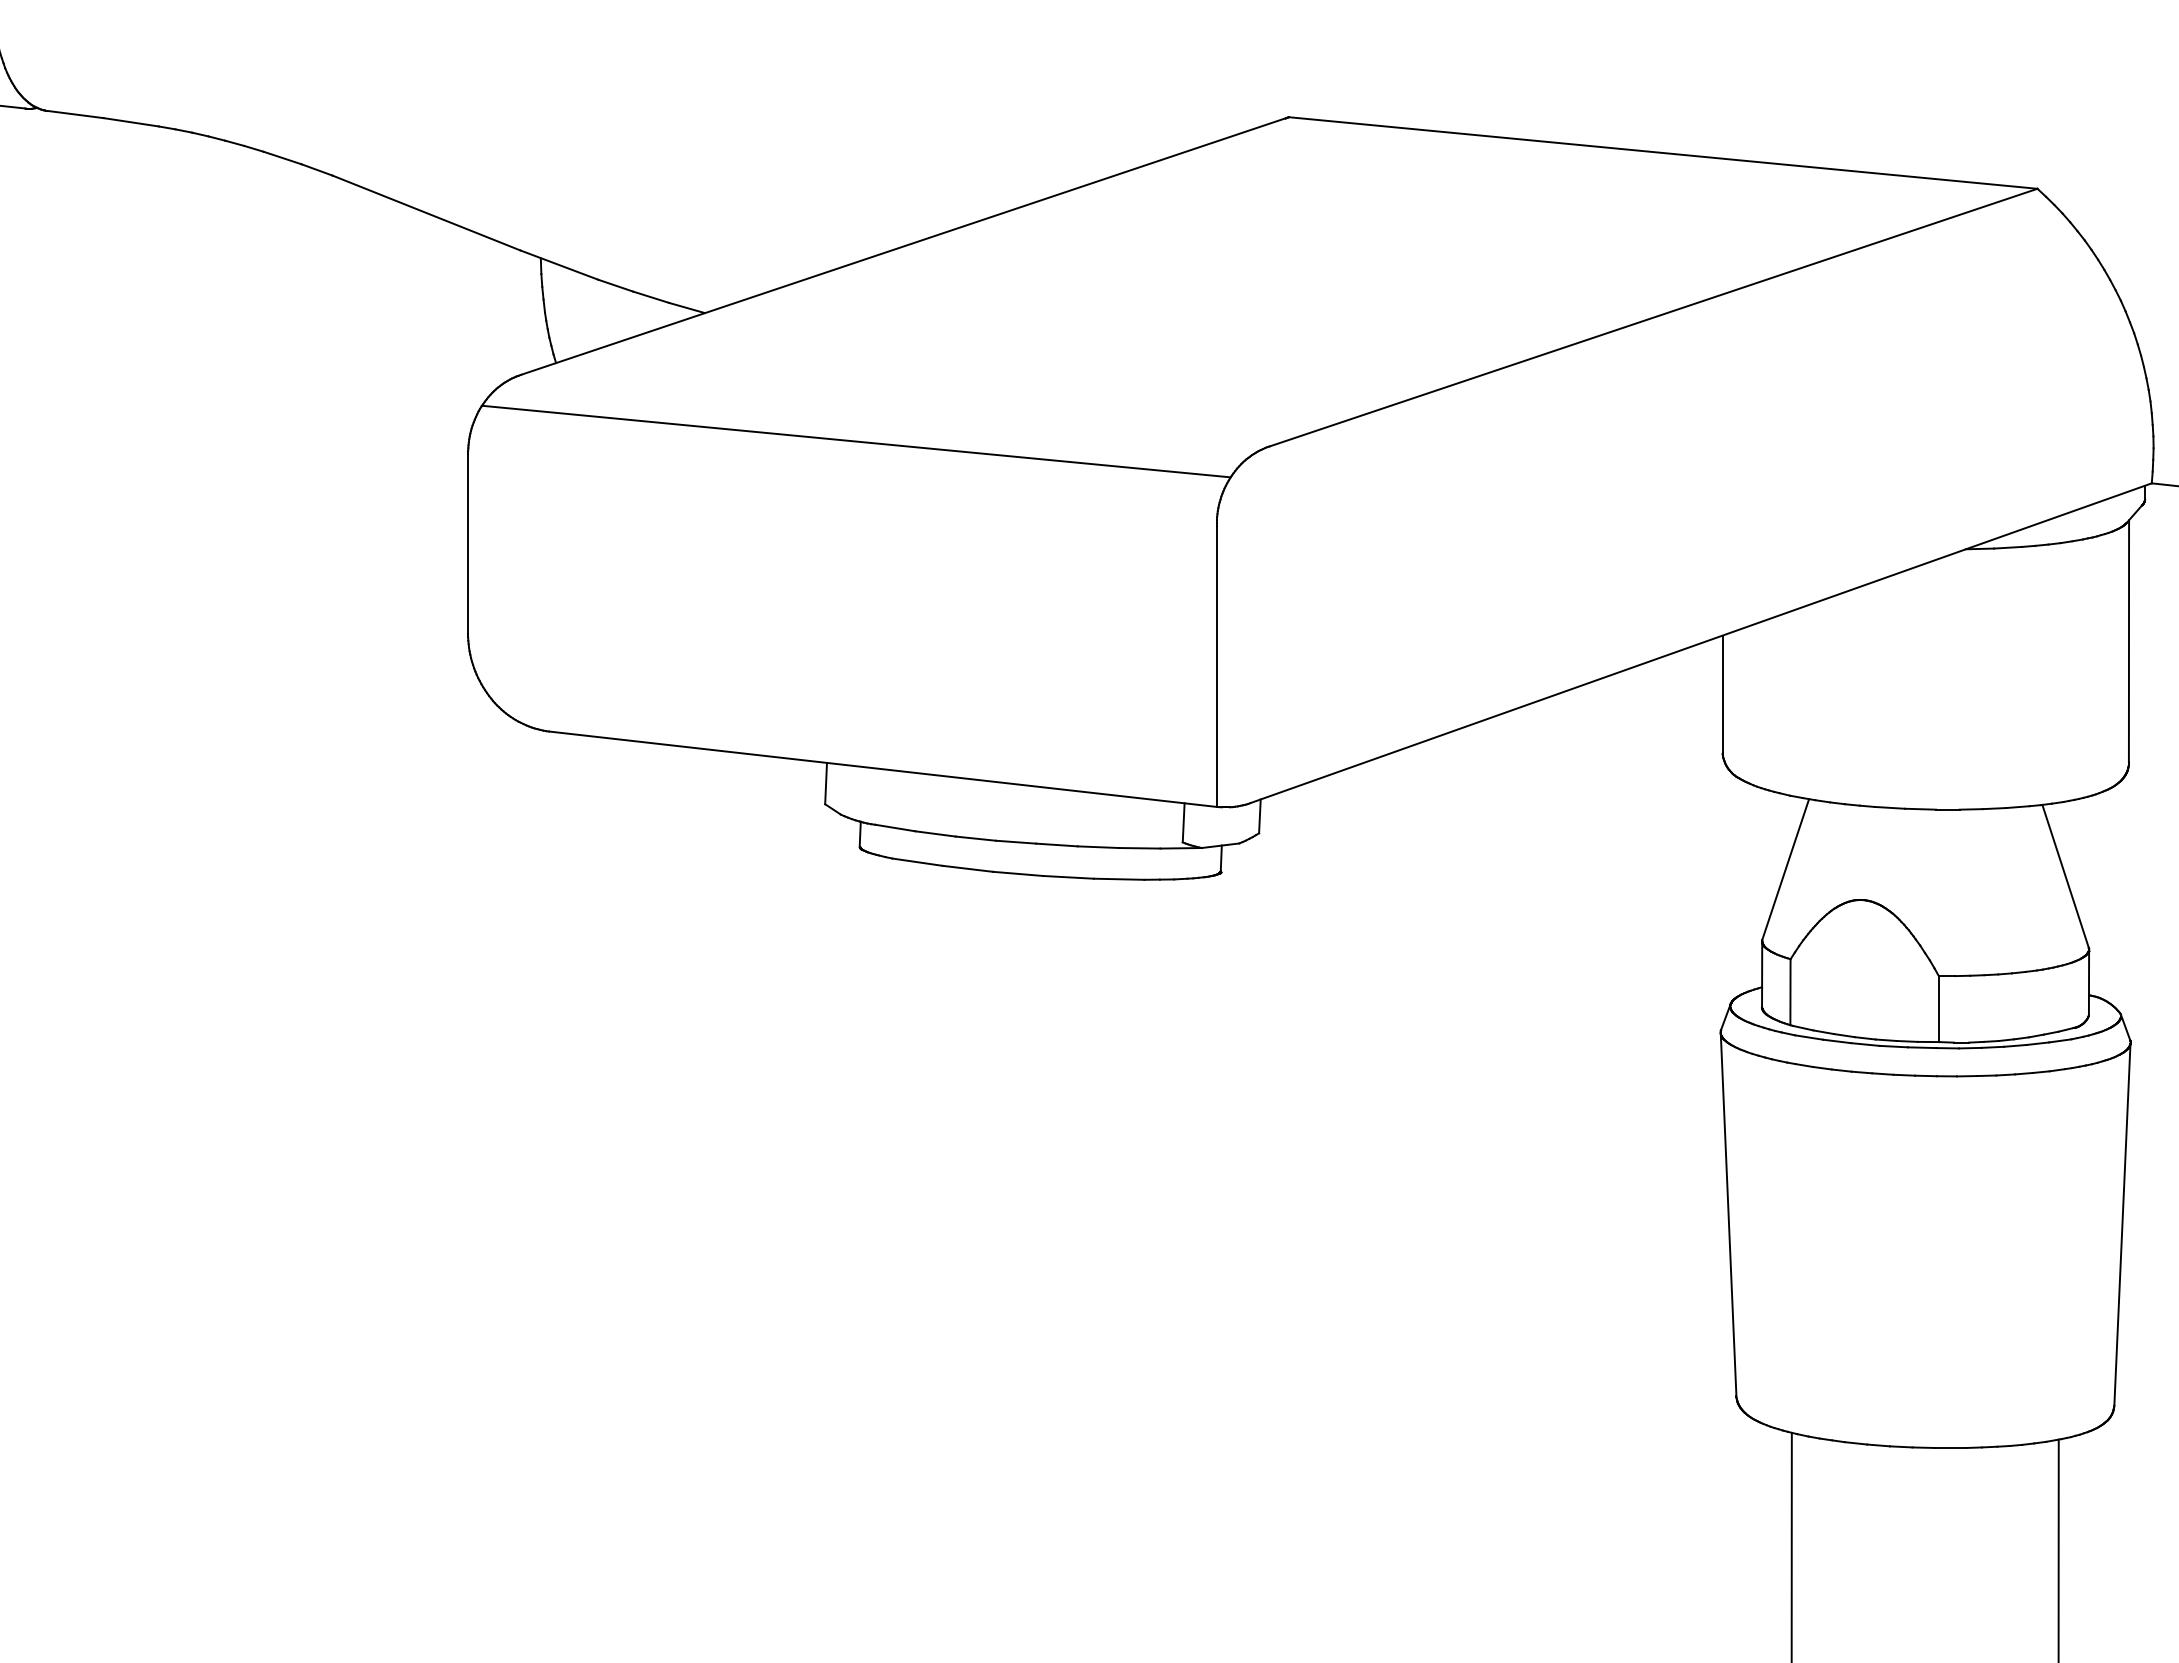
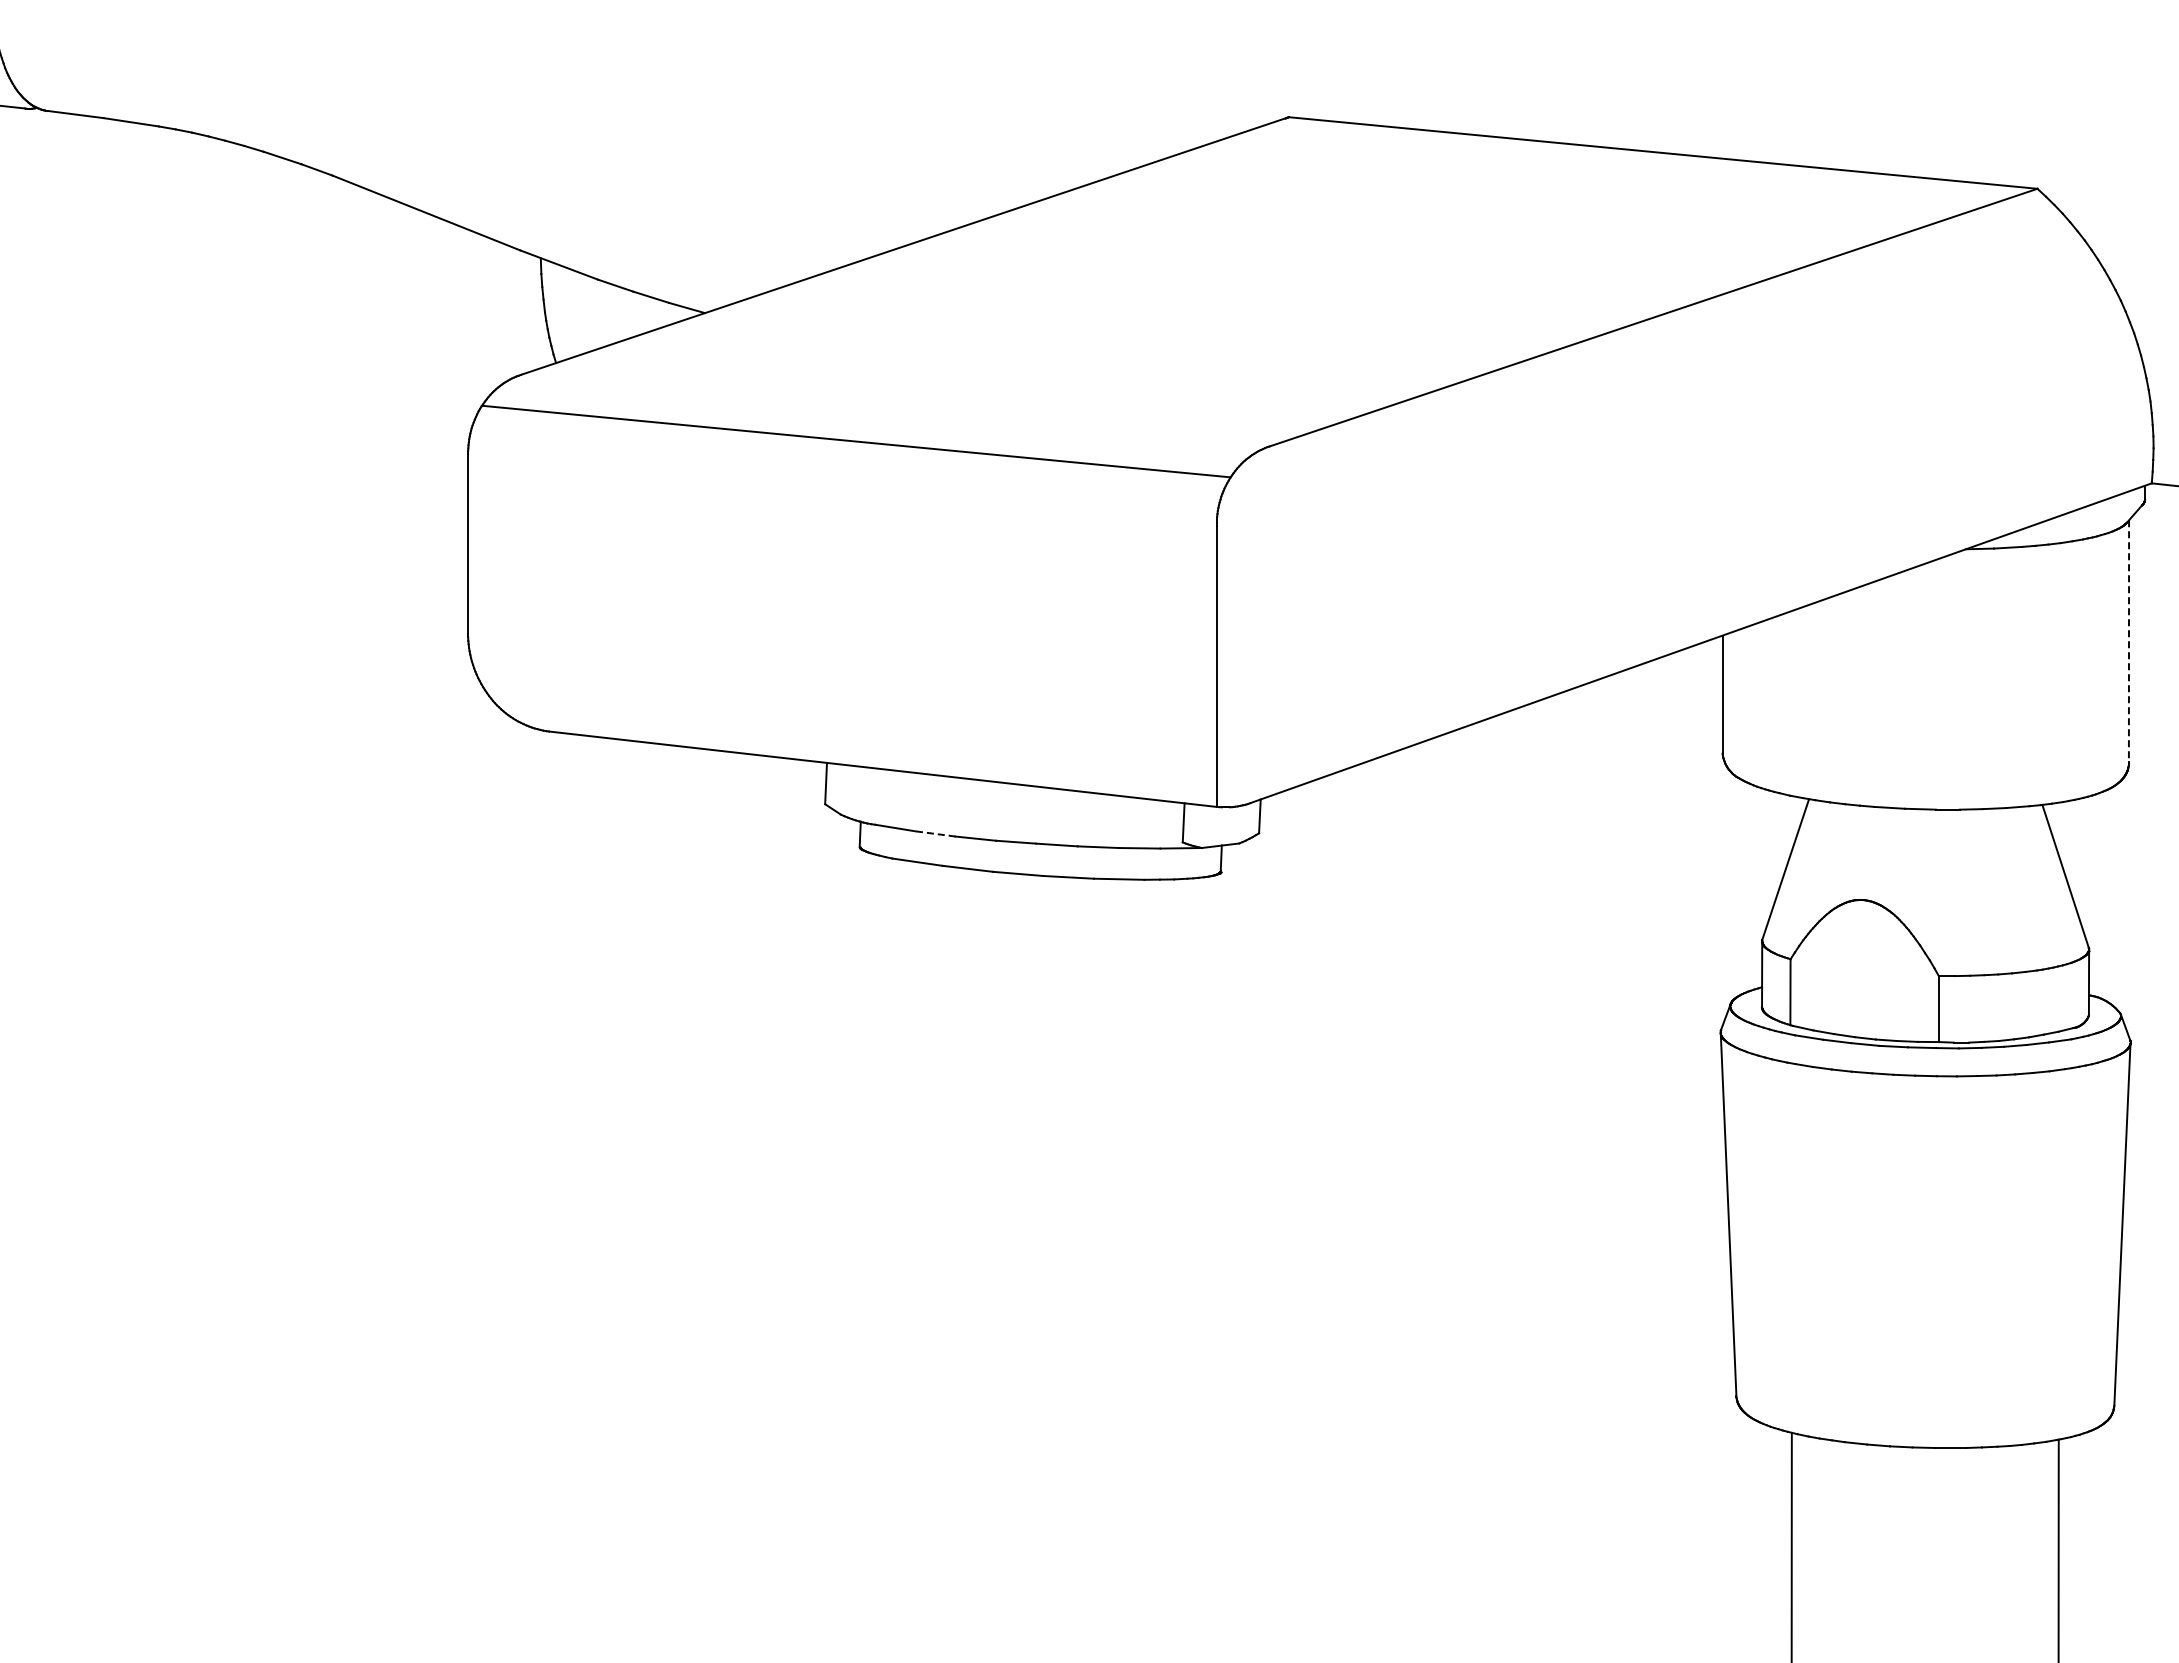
line: solid -> dashed (2128, 641)
line: solid -> dashed (934, 833)
